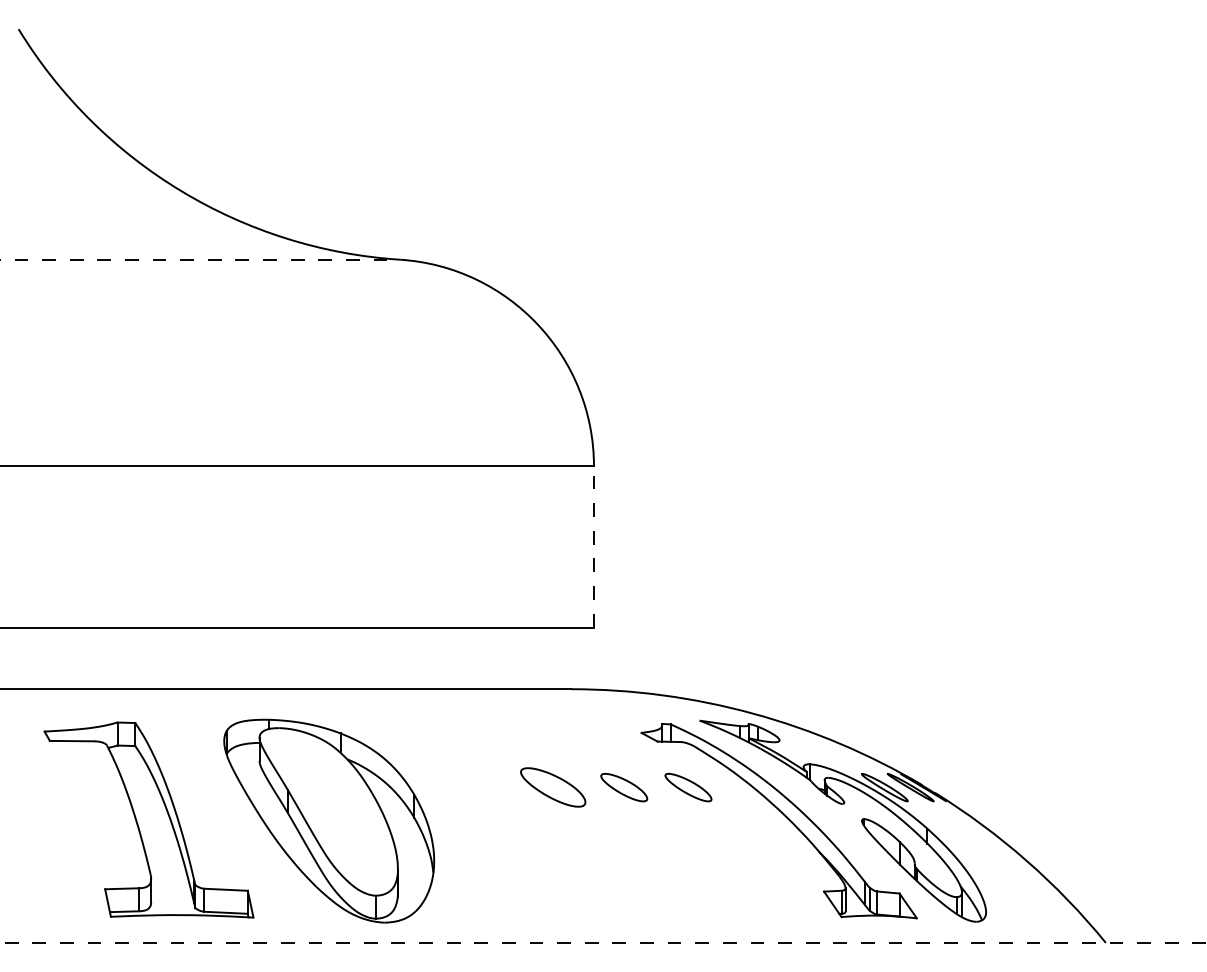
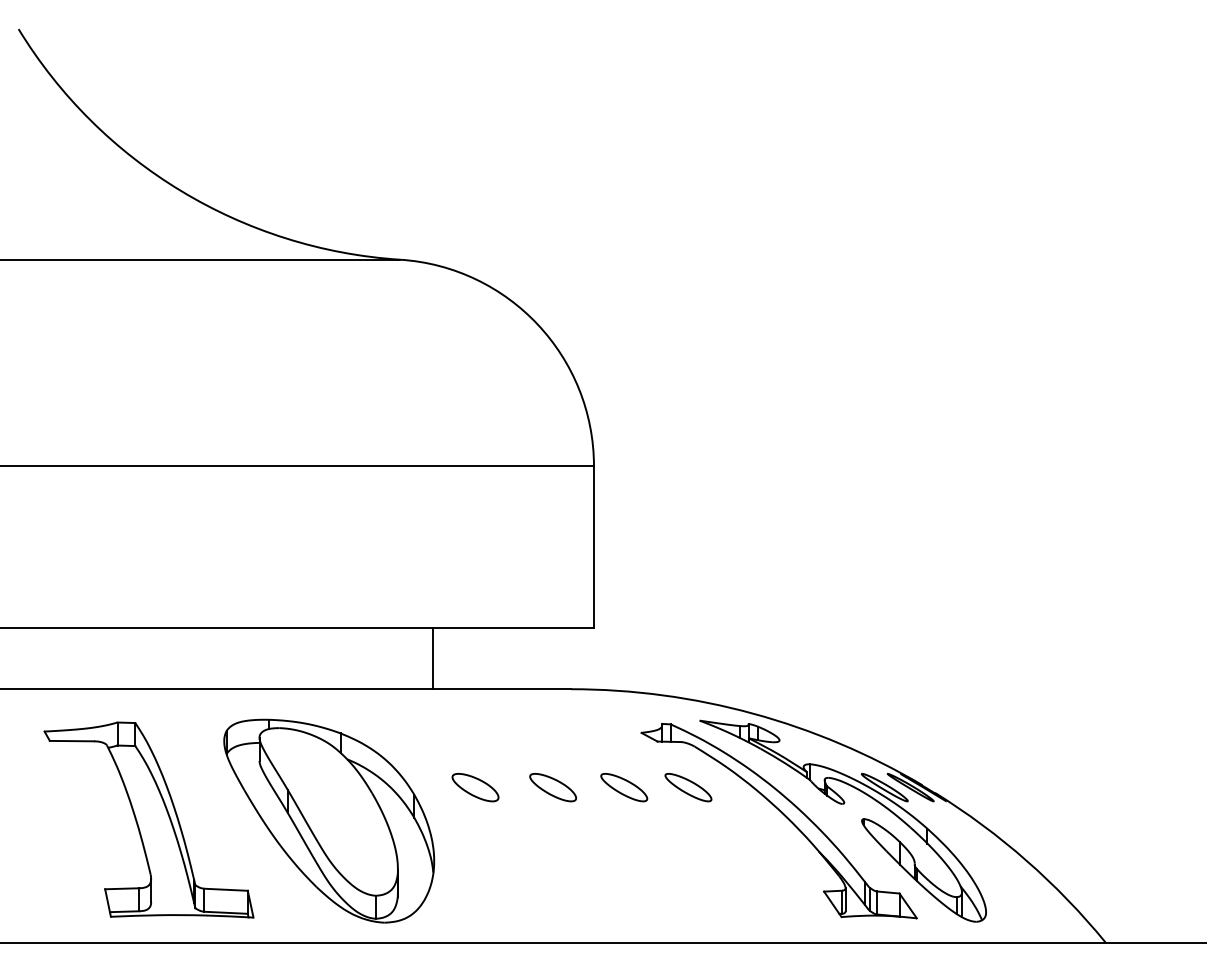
line: dashed -> solid (200, 259)
line: dashed -> solid (593, 546)
line: none -> present (432, 658)
part: none -> present (475, 787)
part size: 67x41 px -> 48x30 px (552, 787)
line: dashed -> solid (603, 942)
